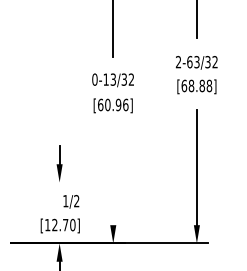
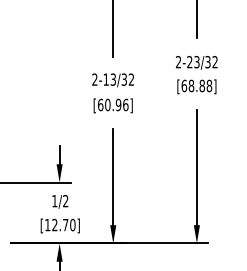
text: 2-63/32 -> 2-23/32 (189, 62)
text: 0-13/32 -> 2-13/32 (94, 79)
line: none -> present (113, 176)
line: none -> present (36, 182)
text position: (71, 201) -> (60, 201) (60, 201)
